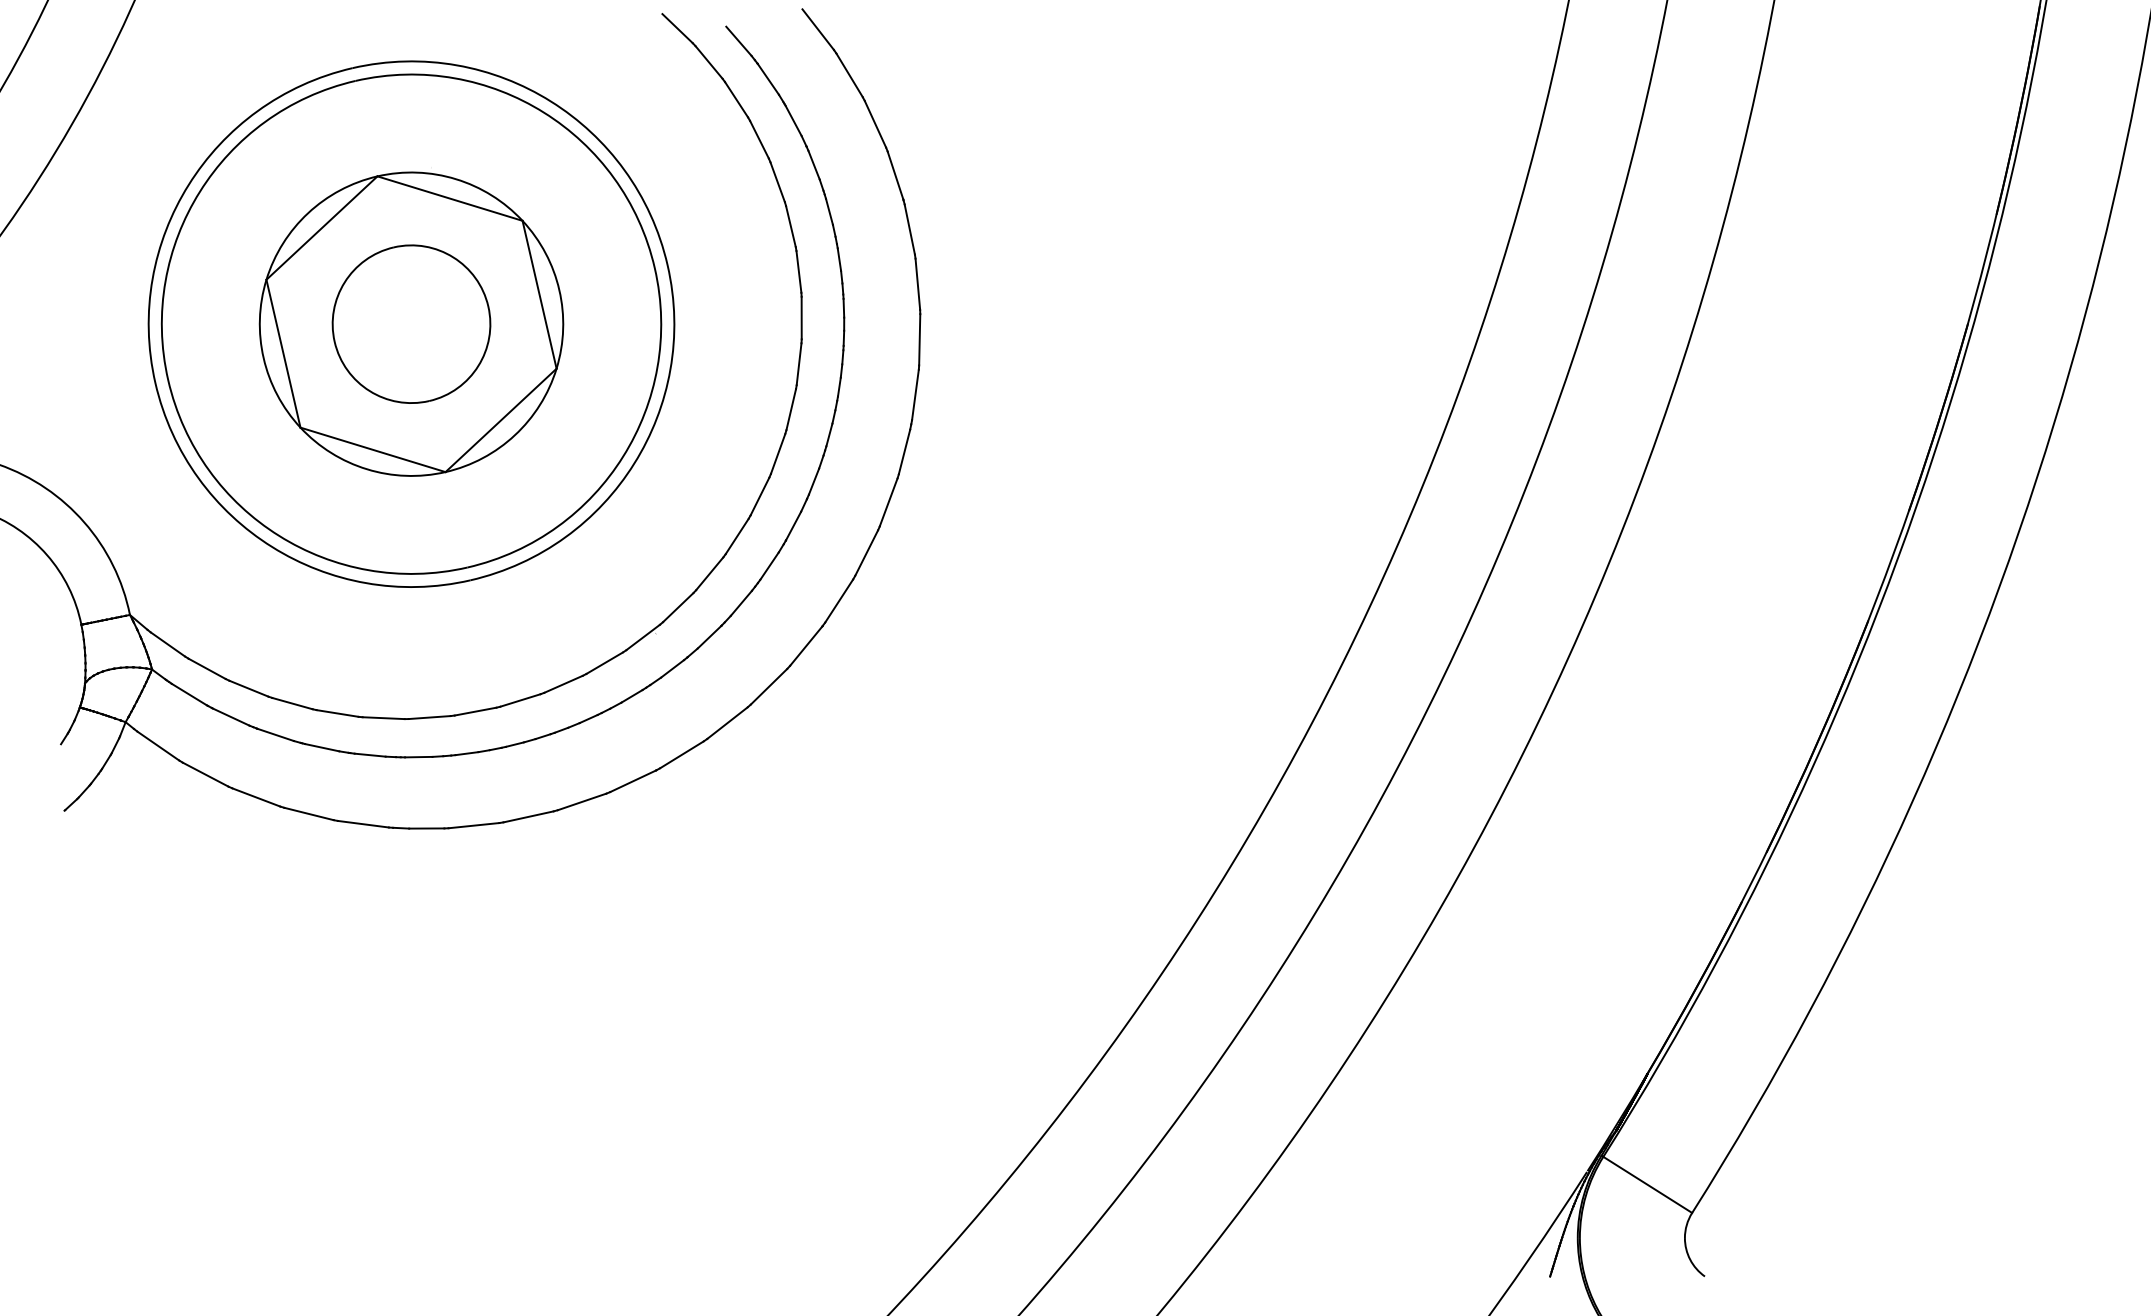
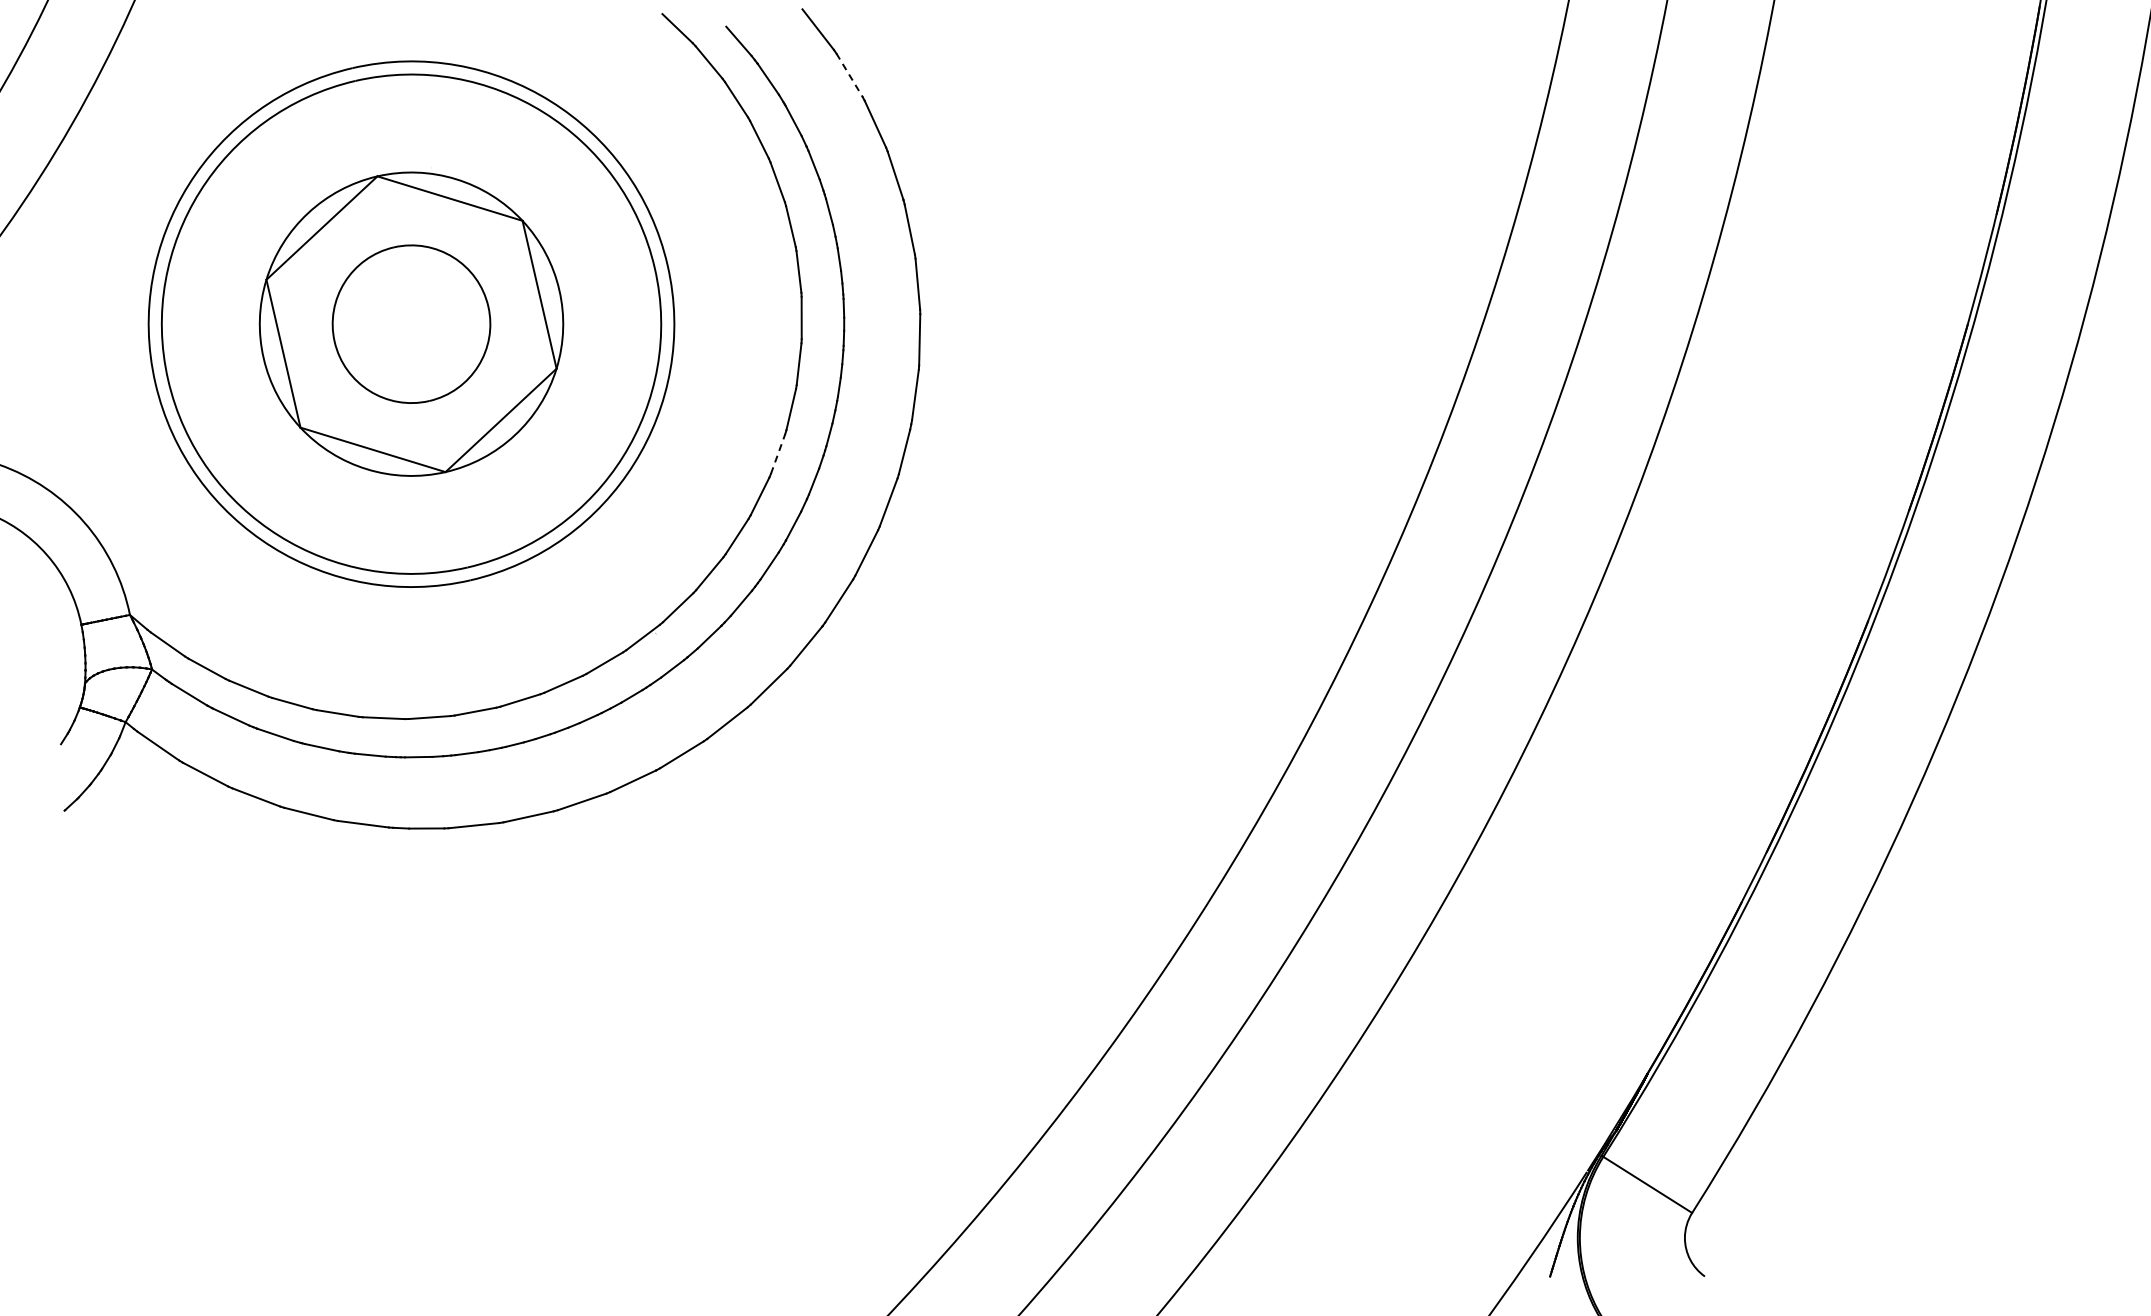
line: solid -> dashed (849, 75)
line: solid -> dashed (778, 453)
